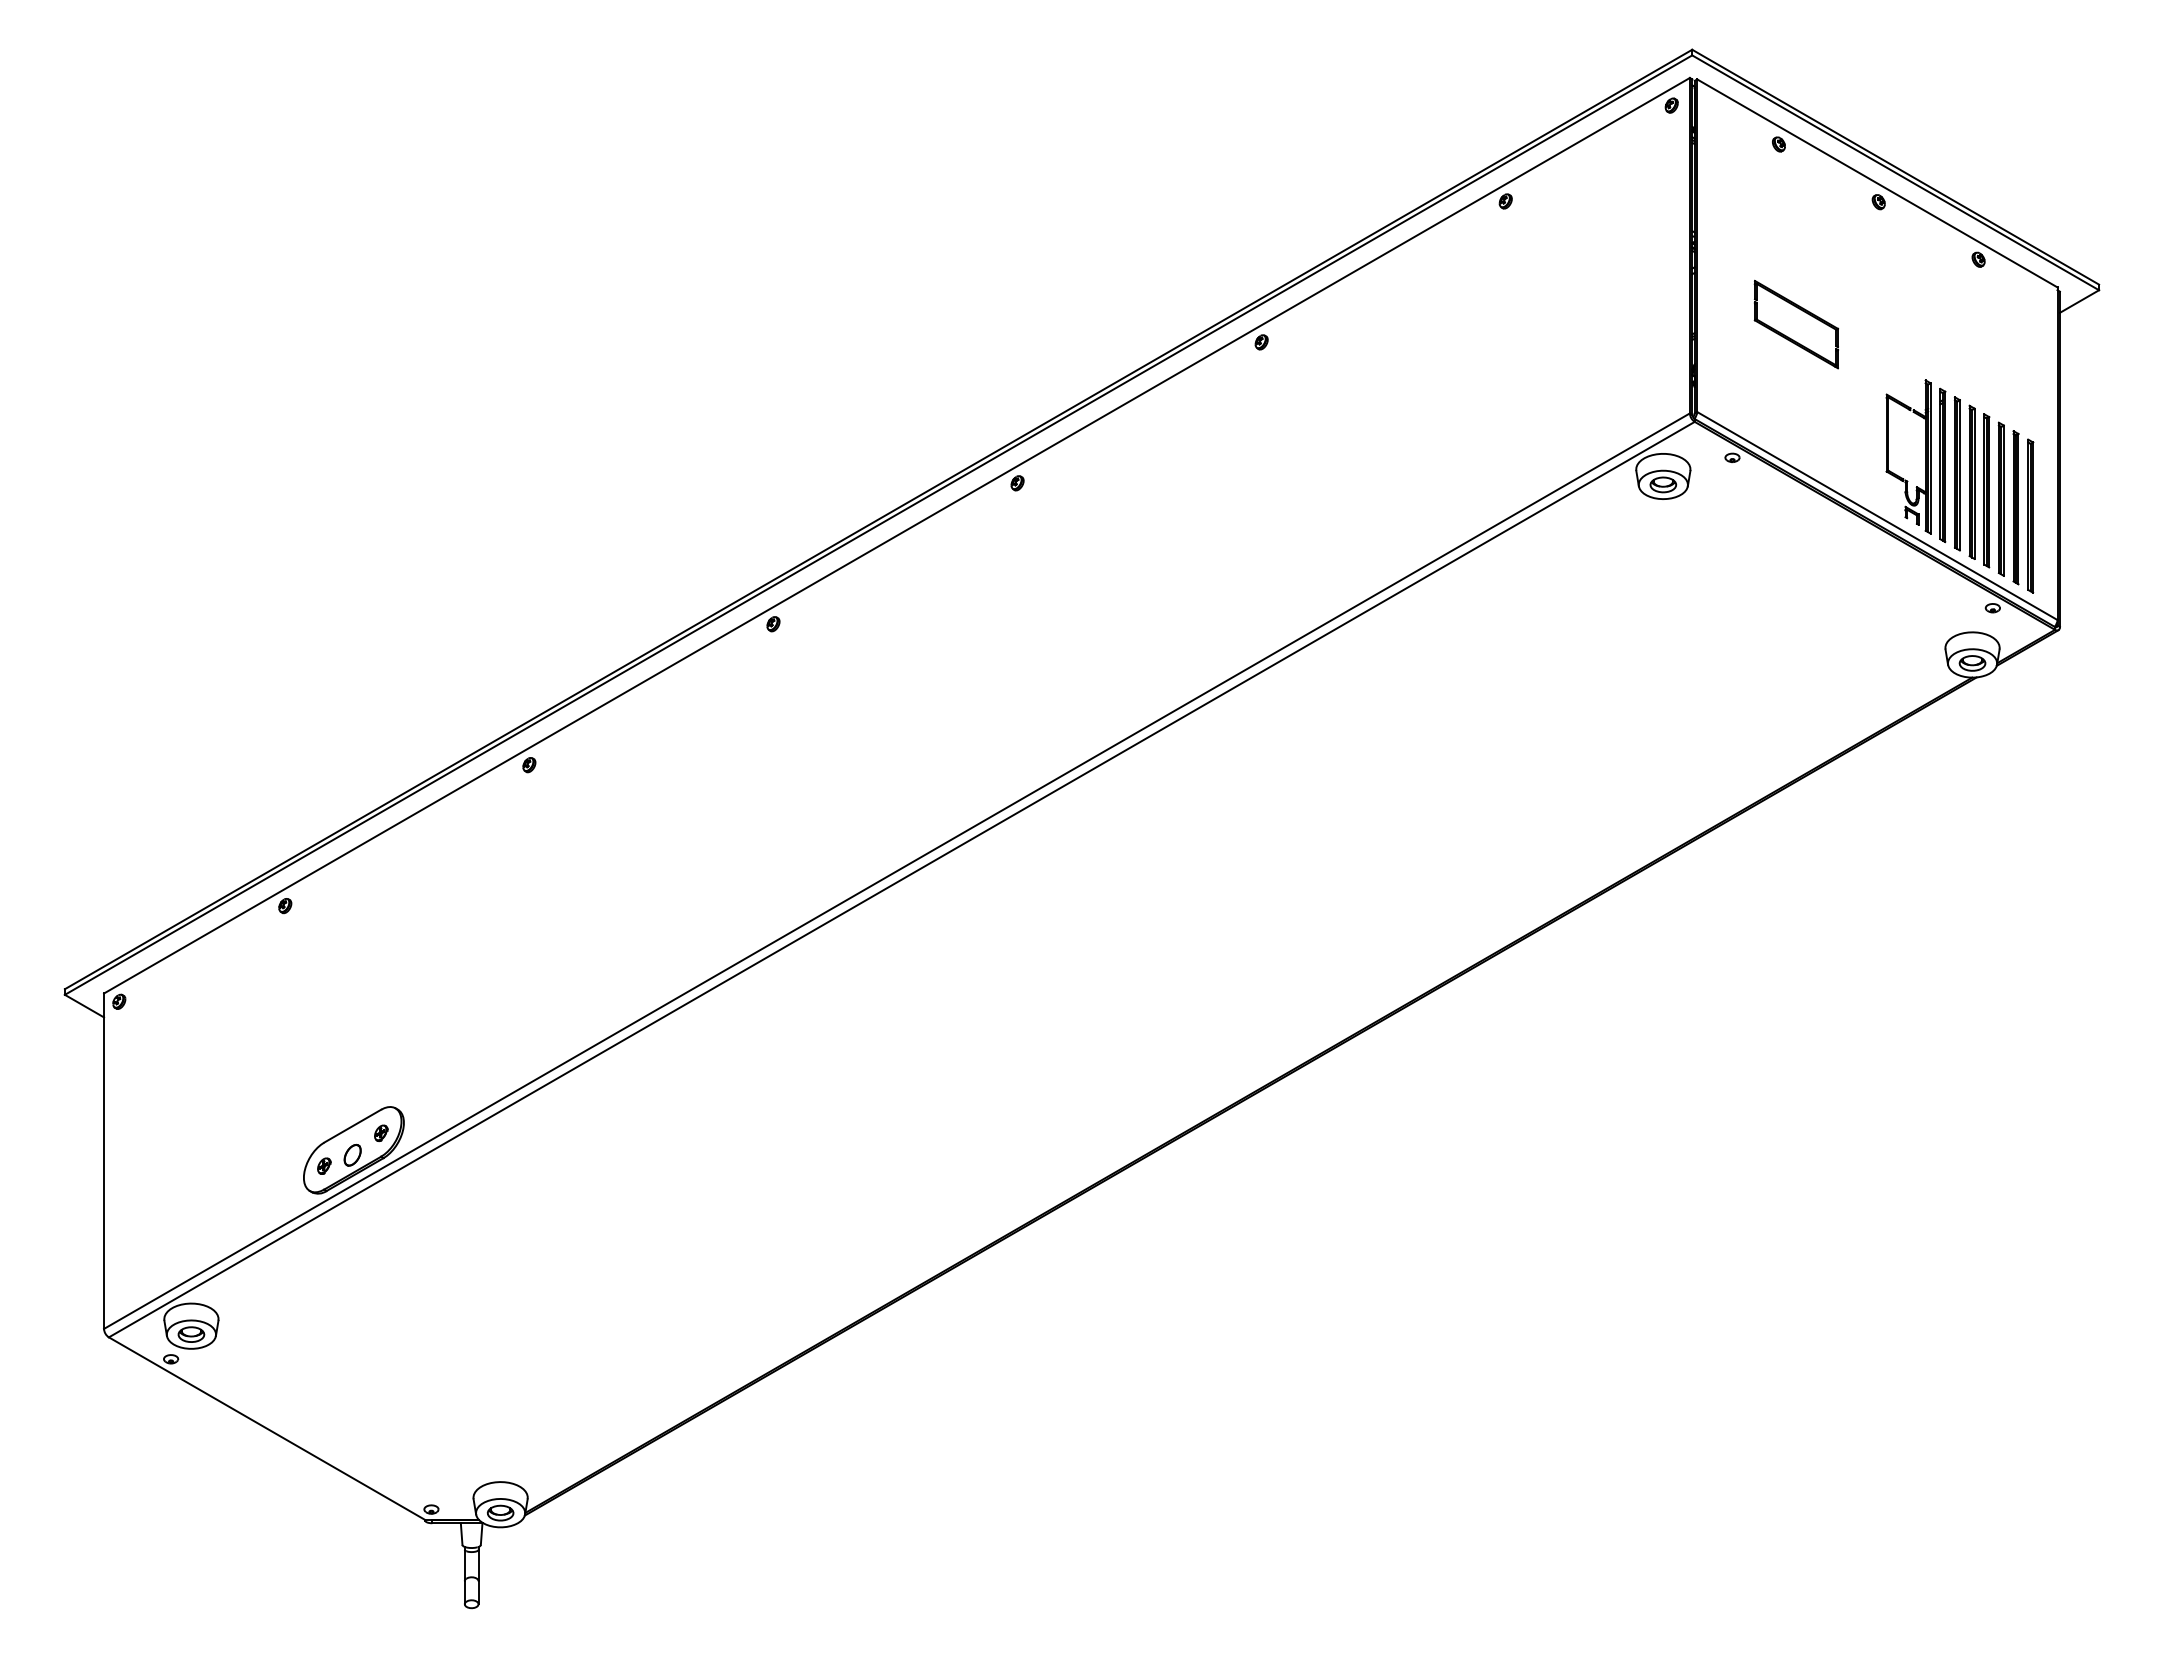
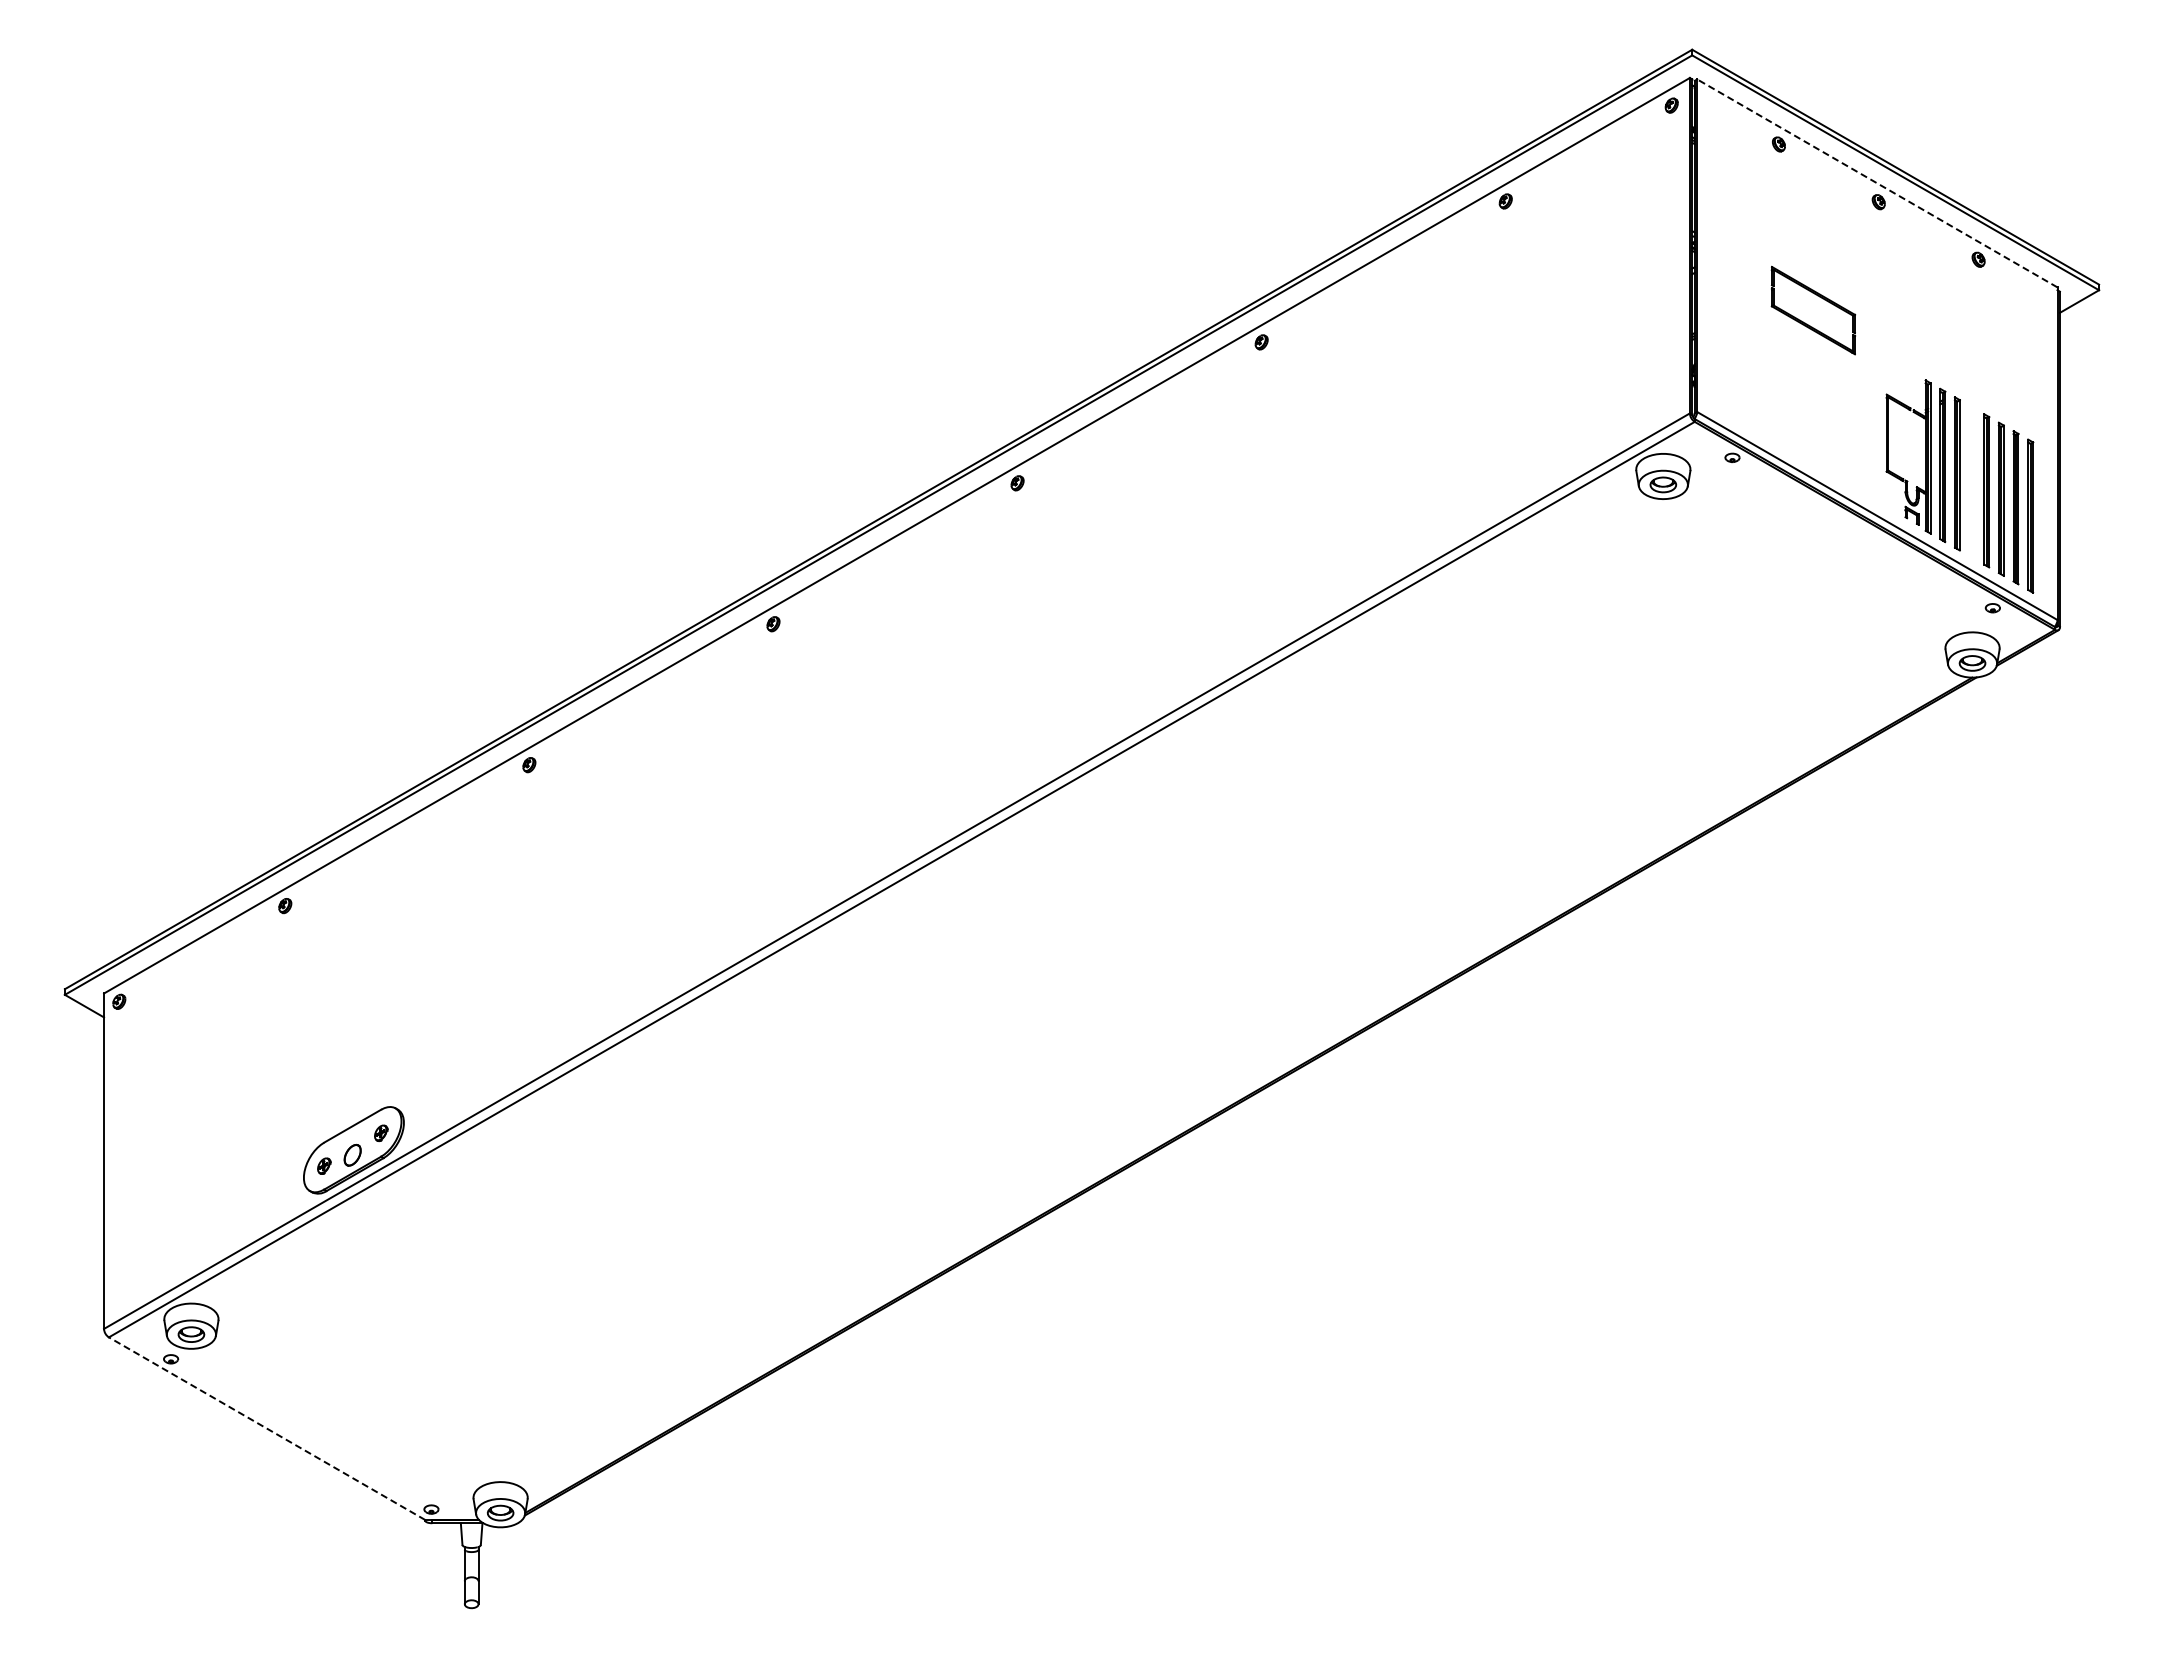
line: solid -> dashed (1876, 183)
part position: (1796, 324) -> (1813, 310) (1813, 310)
part: present -> none (1971, 481)
line: solid -> dashed (267, 1428)
